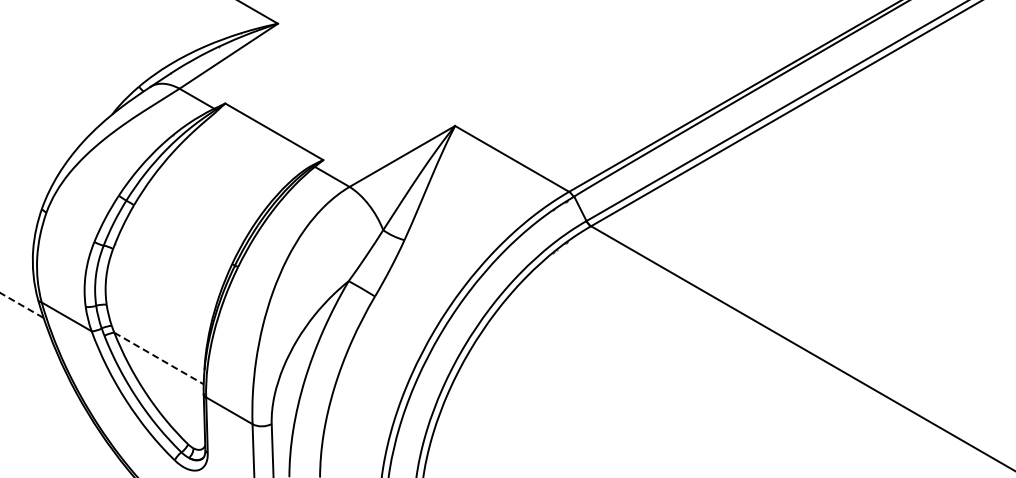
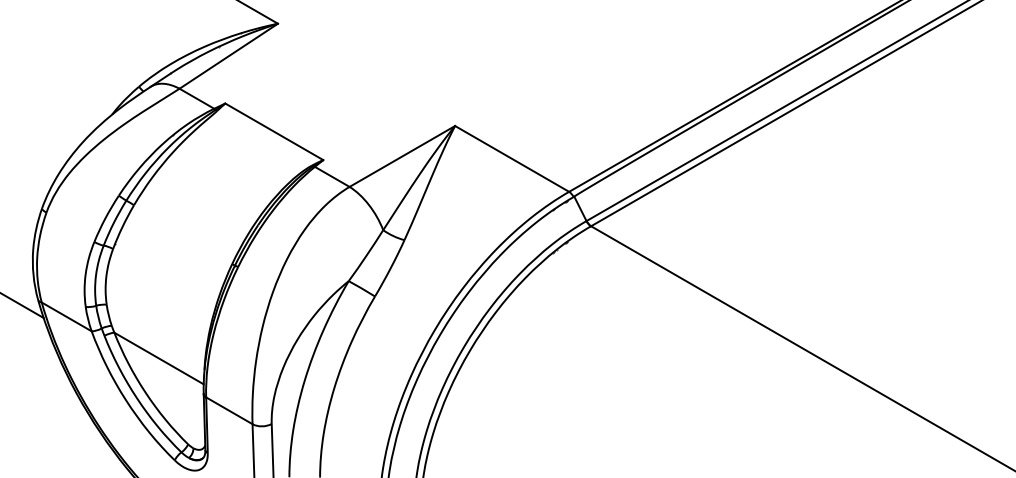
line: dashed -> solid (22, 305)
line: dashed -> solid (159, 358)
